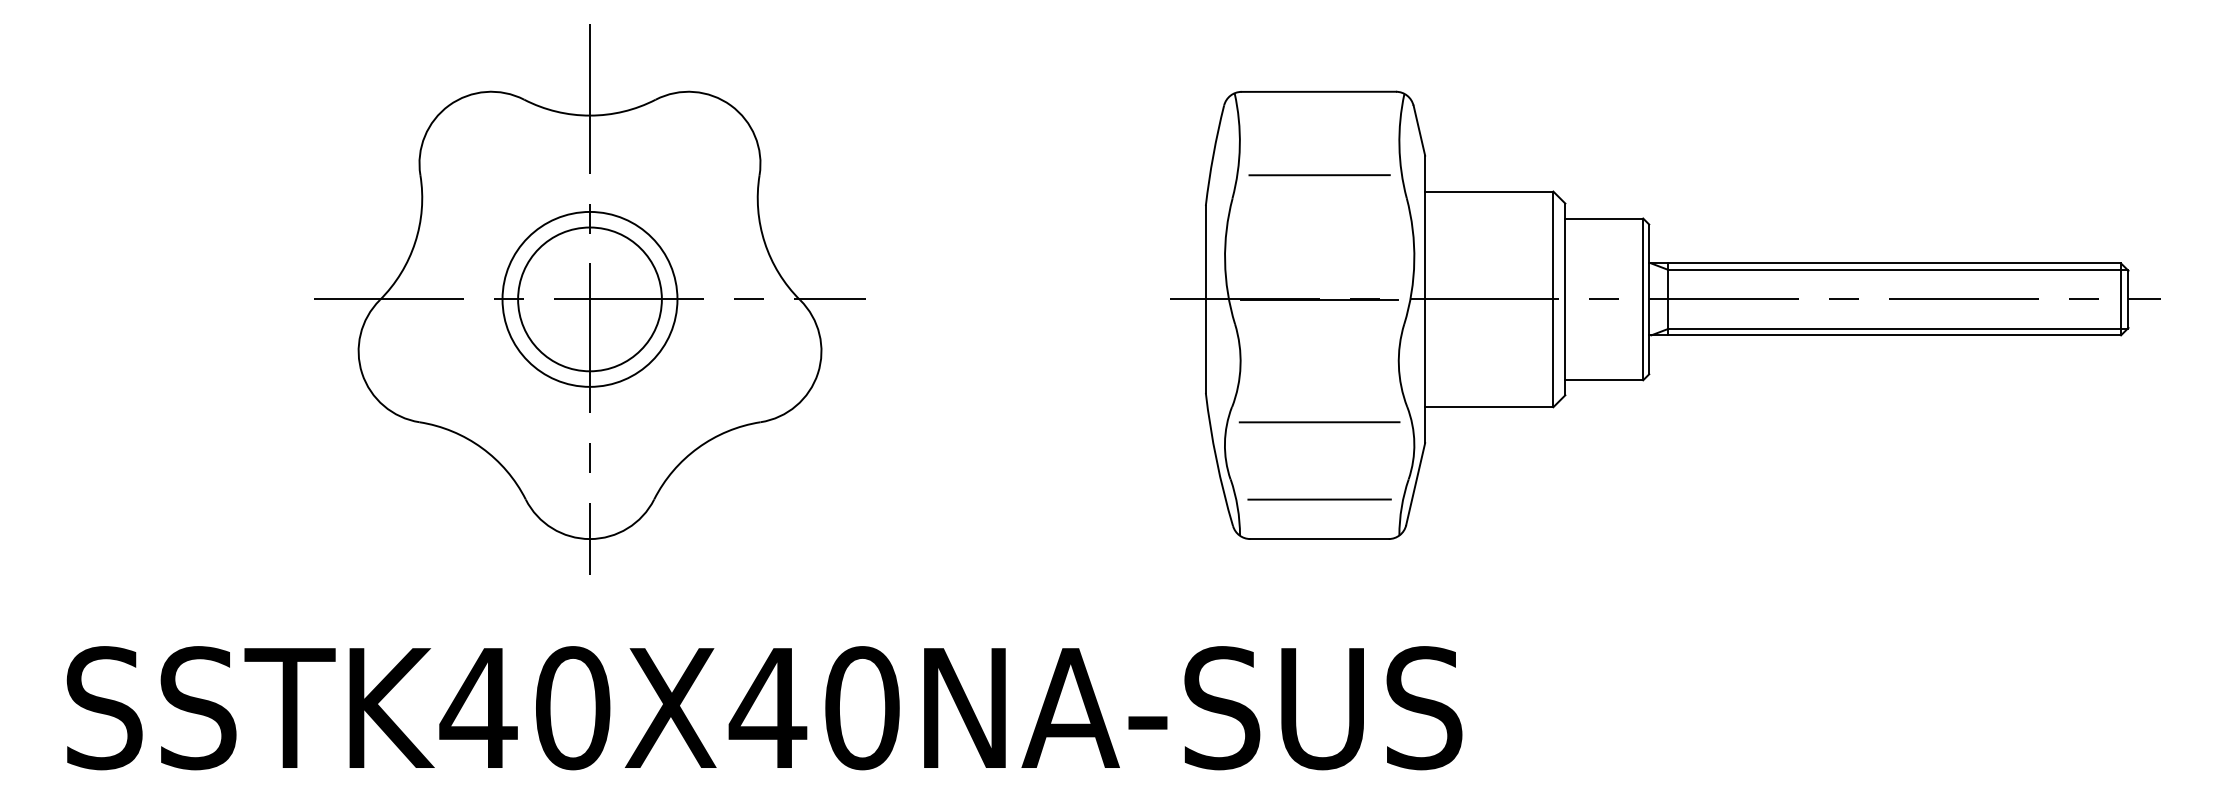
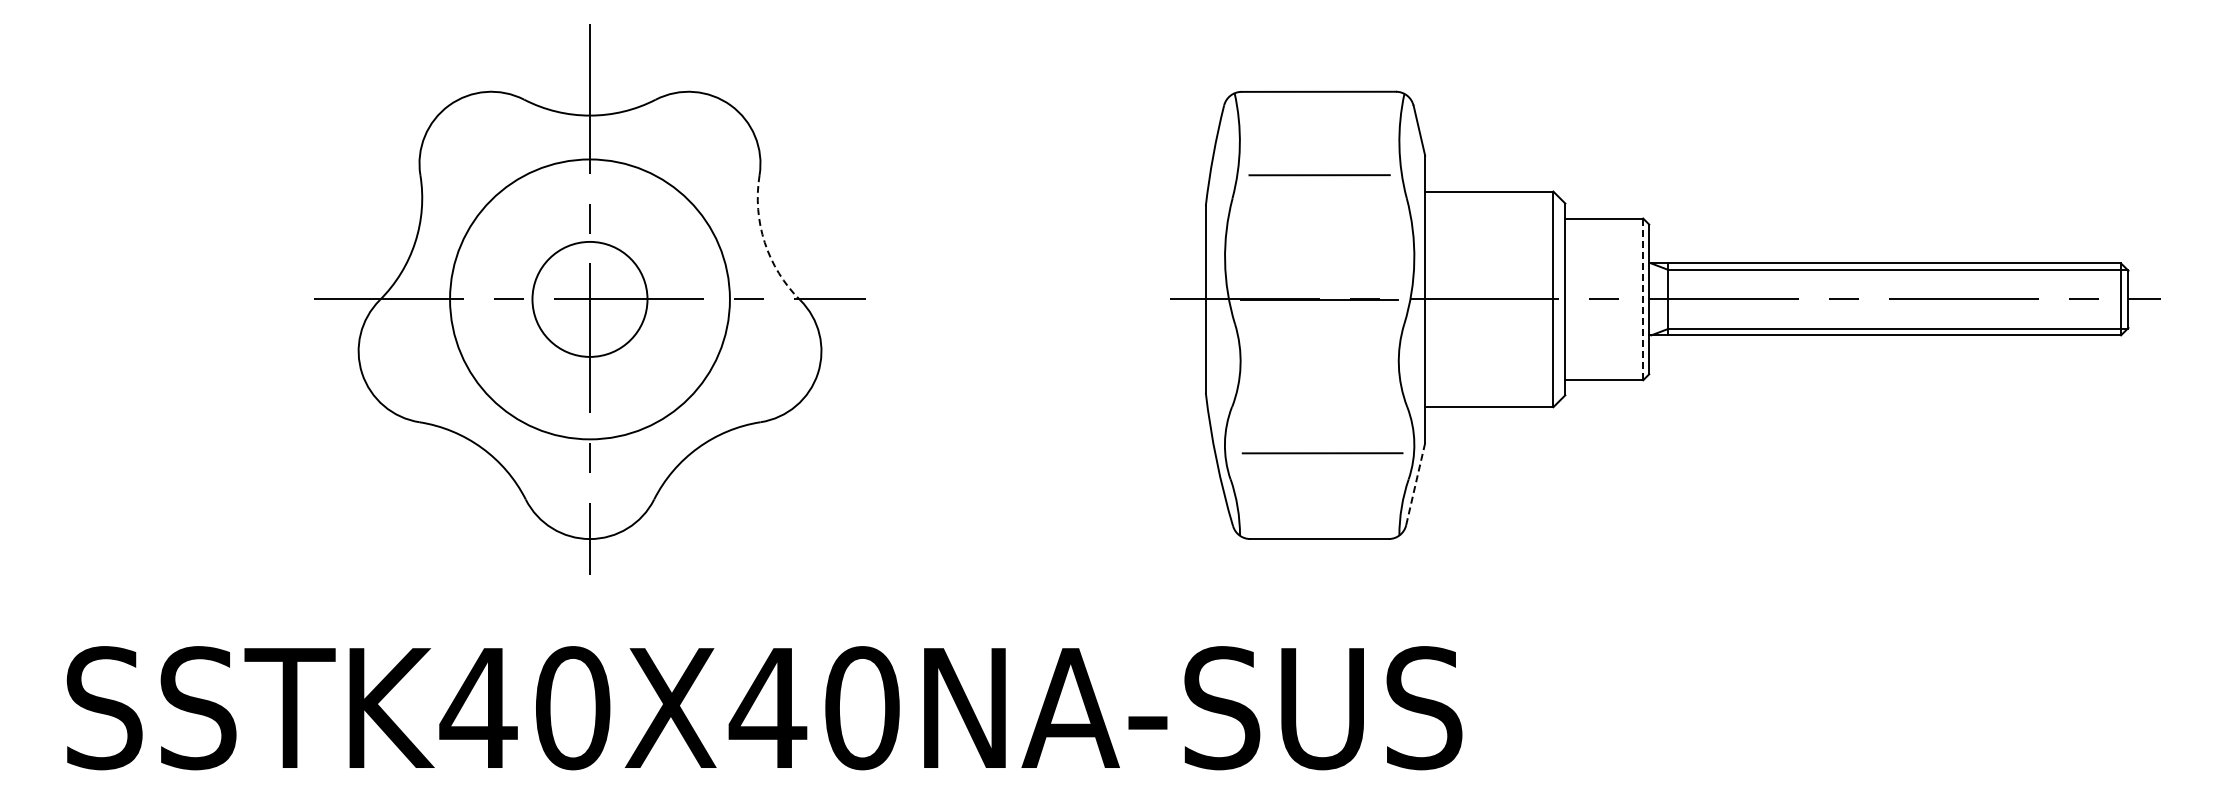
arc: solid -> dashed (764, 242)
circle diameter: 175 px -> 280 px (589, 299)
circle diameter: 144 px -> 115 px (589, 298)
line: solid -> dashed (1643, 299)
line position: (1319, 422) -> (1322, 453) (1322, 453)
line: solid -> dashed (1415, 484)
line: present -> none (1319, 499)
